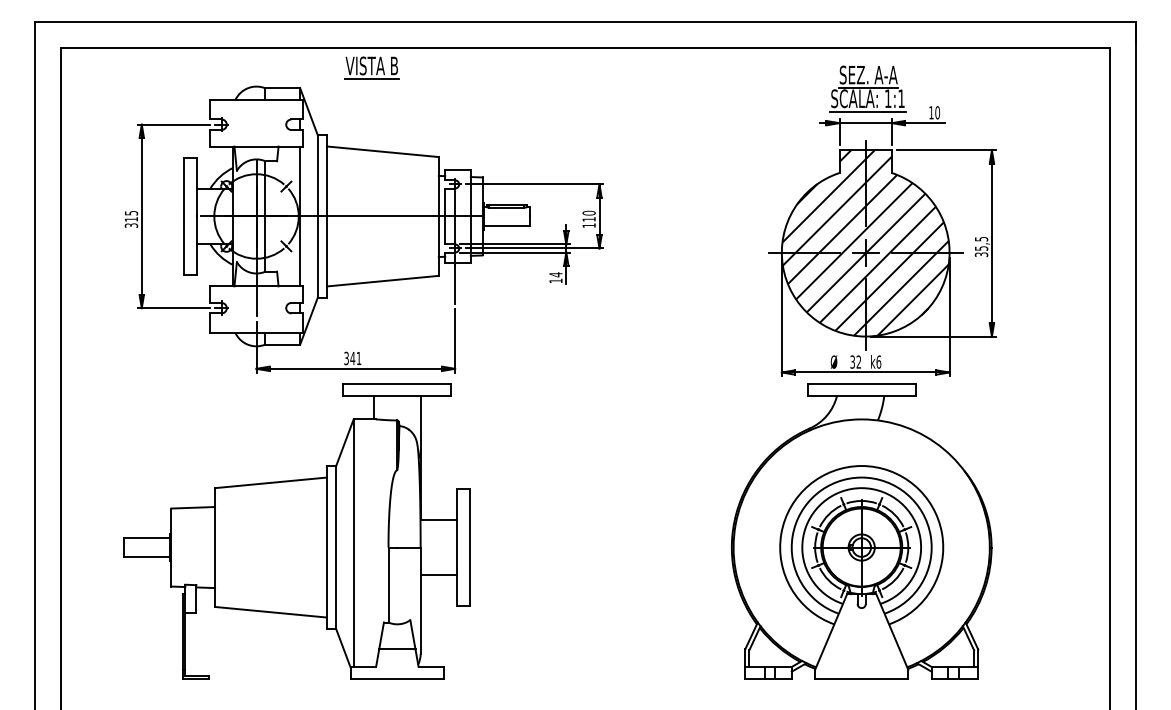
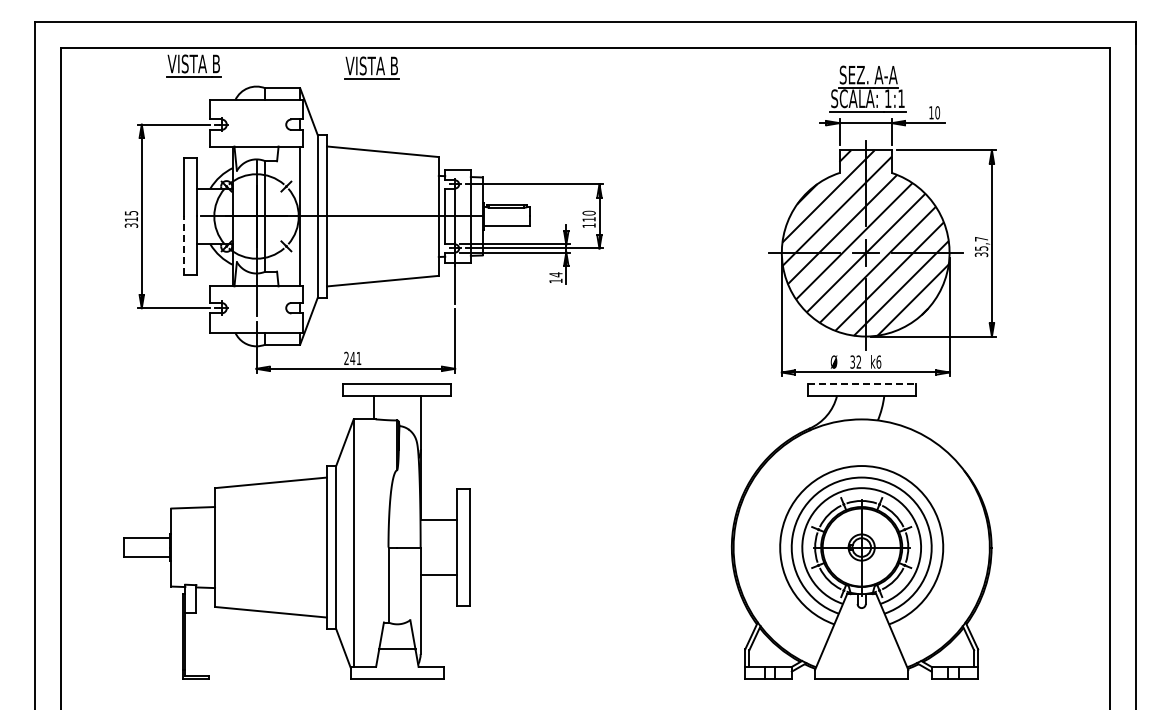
part: none -> present (193, 65)
text: 35,5 -> 35,7 (981, 239)
line: solid -> dashed (183, 245)
text: 341 -> 241 (346, 359)
line: solid -> dashed (861, 384)
